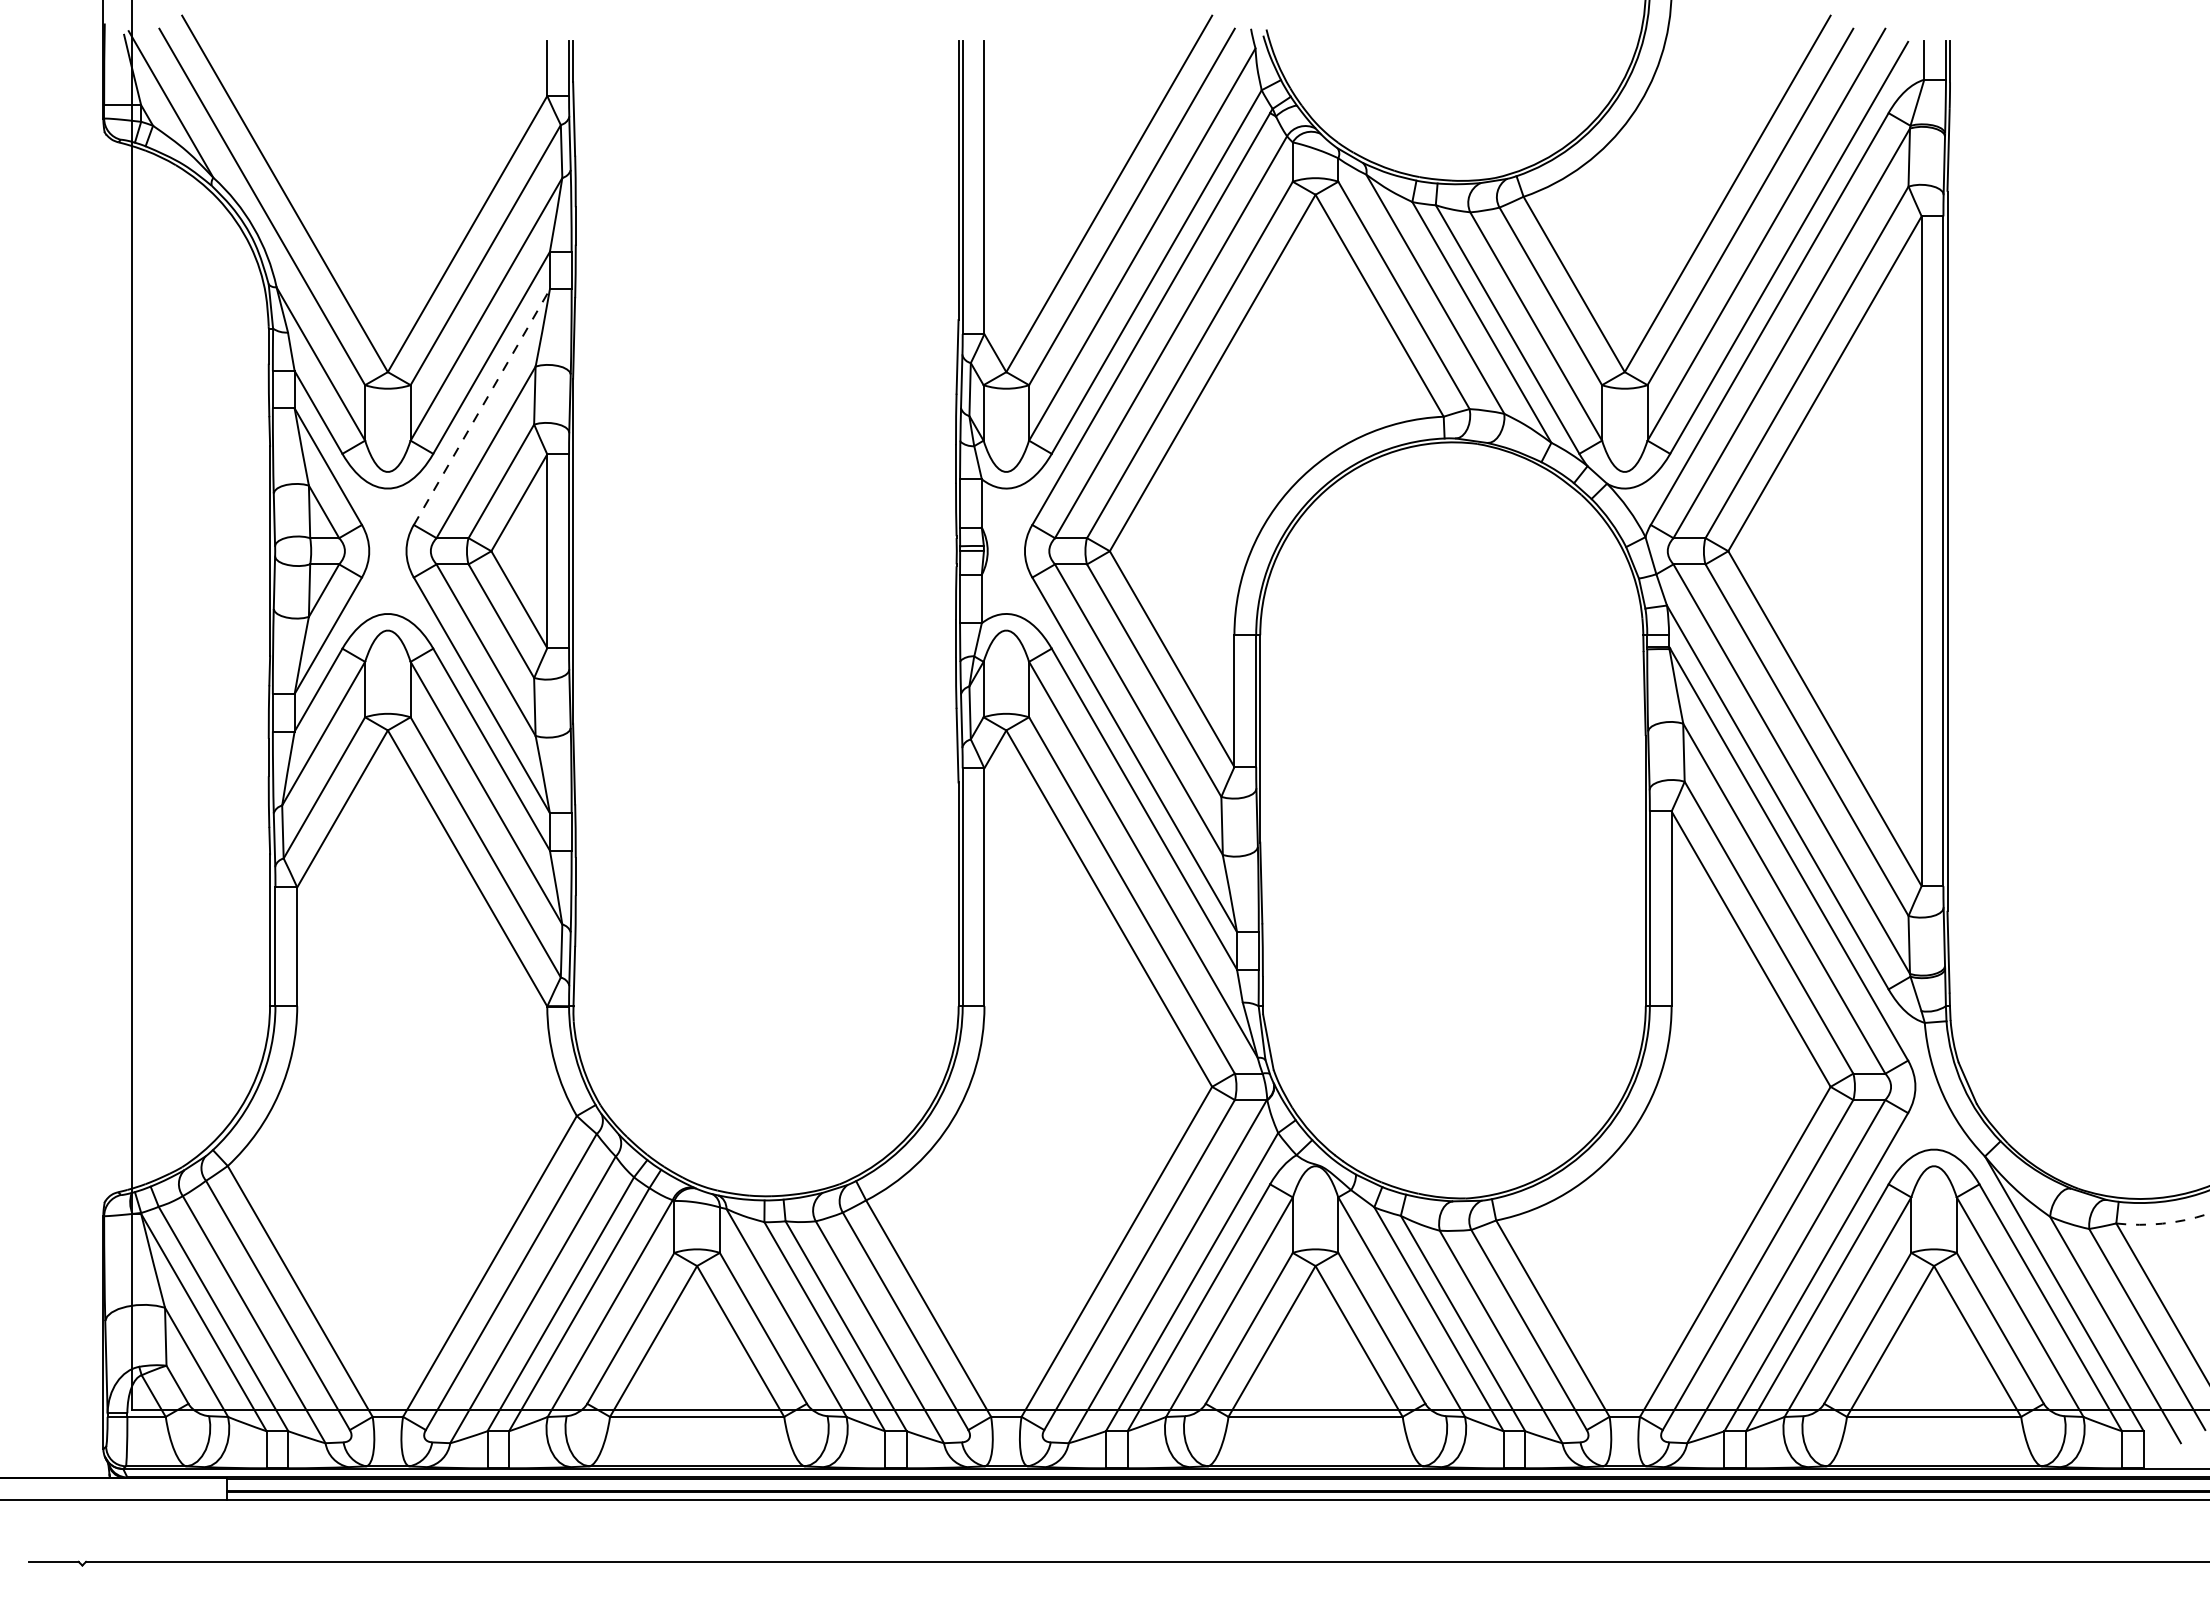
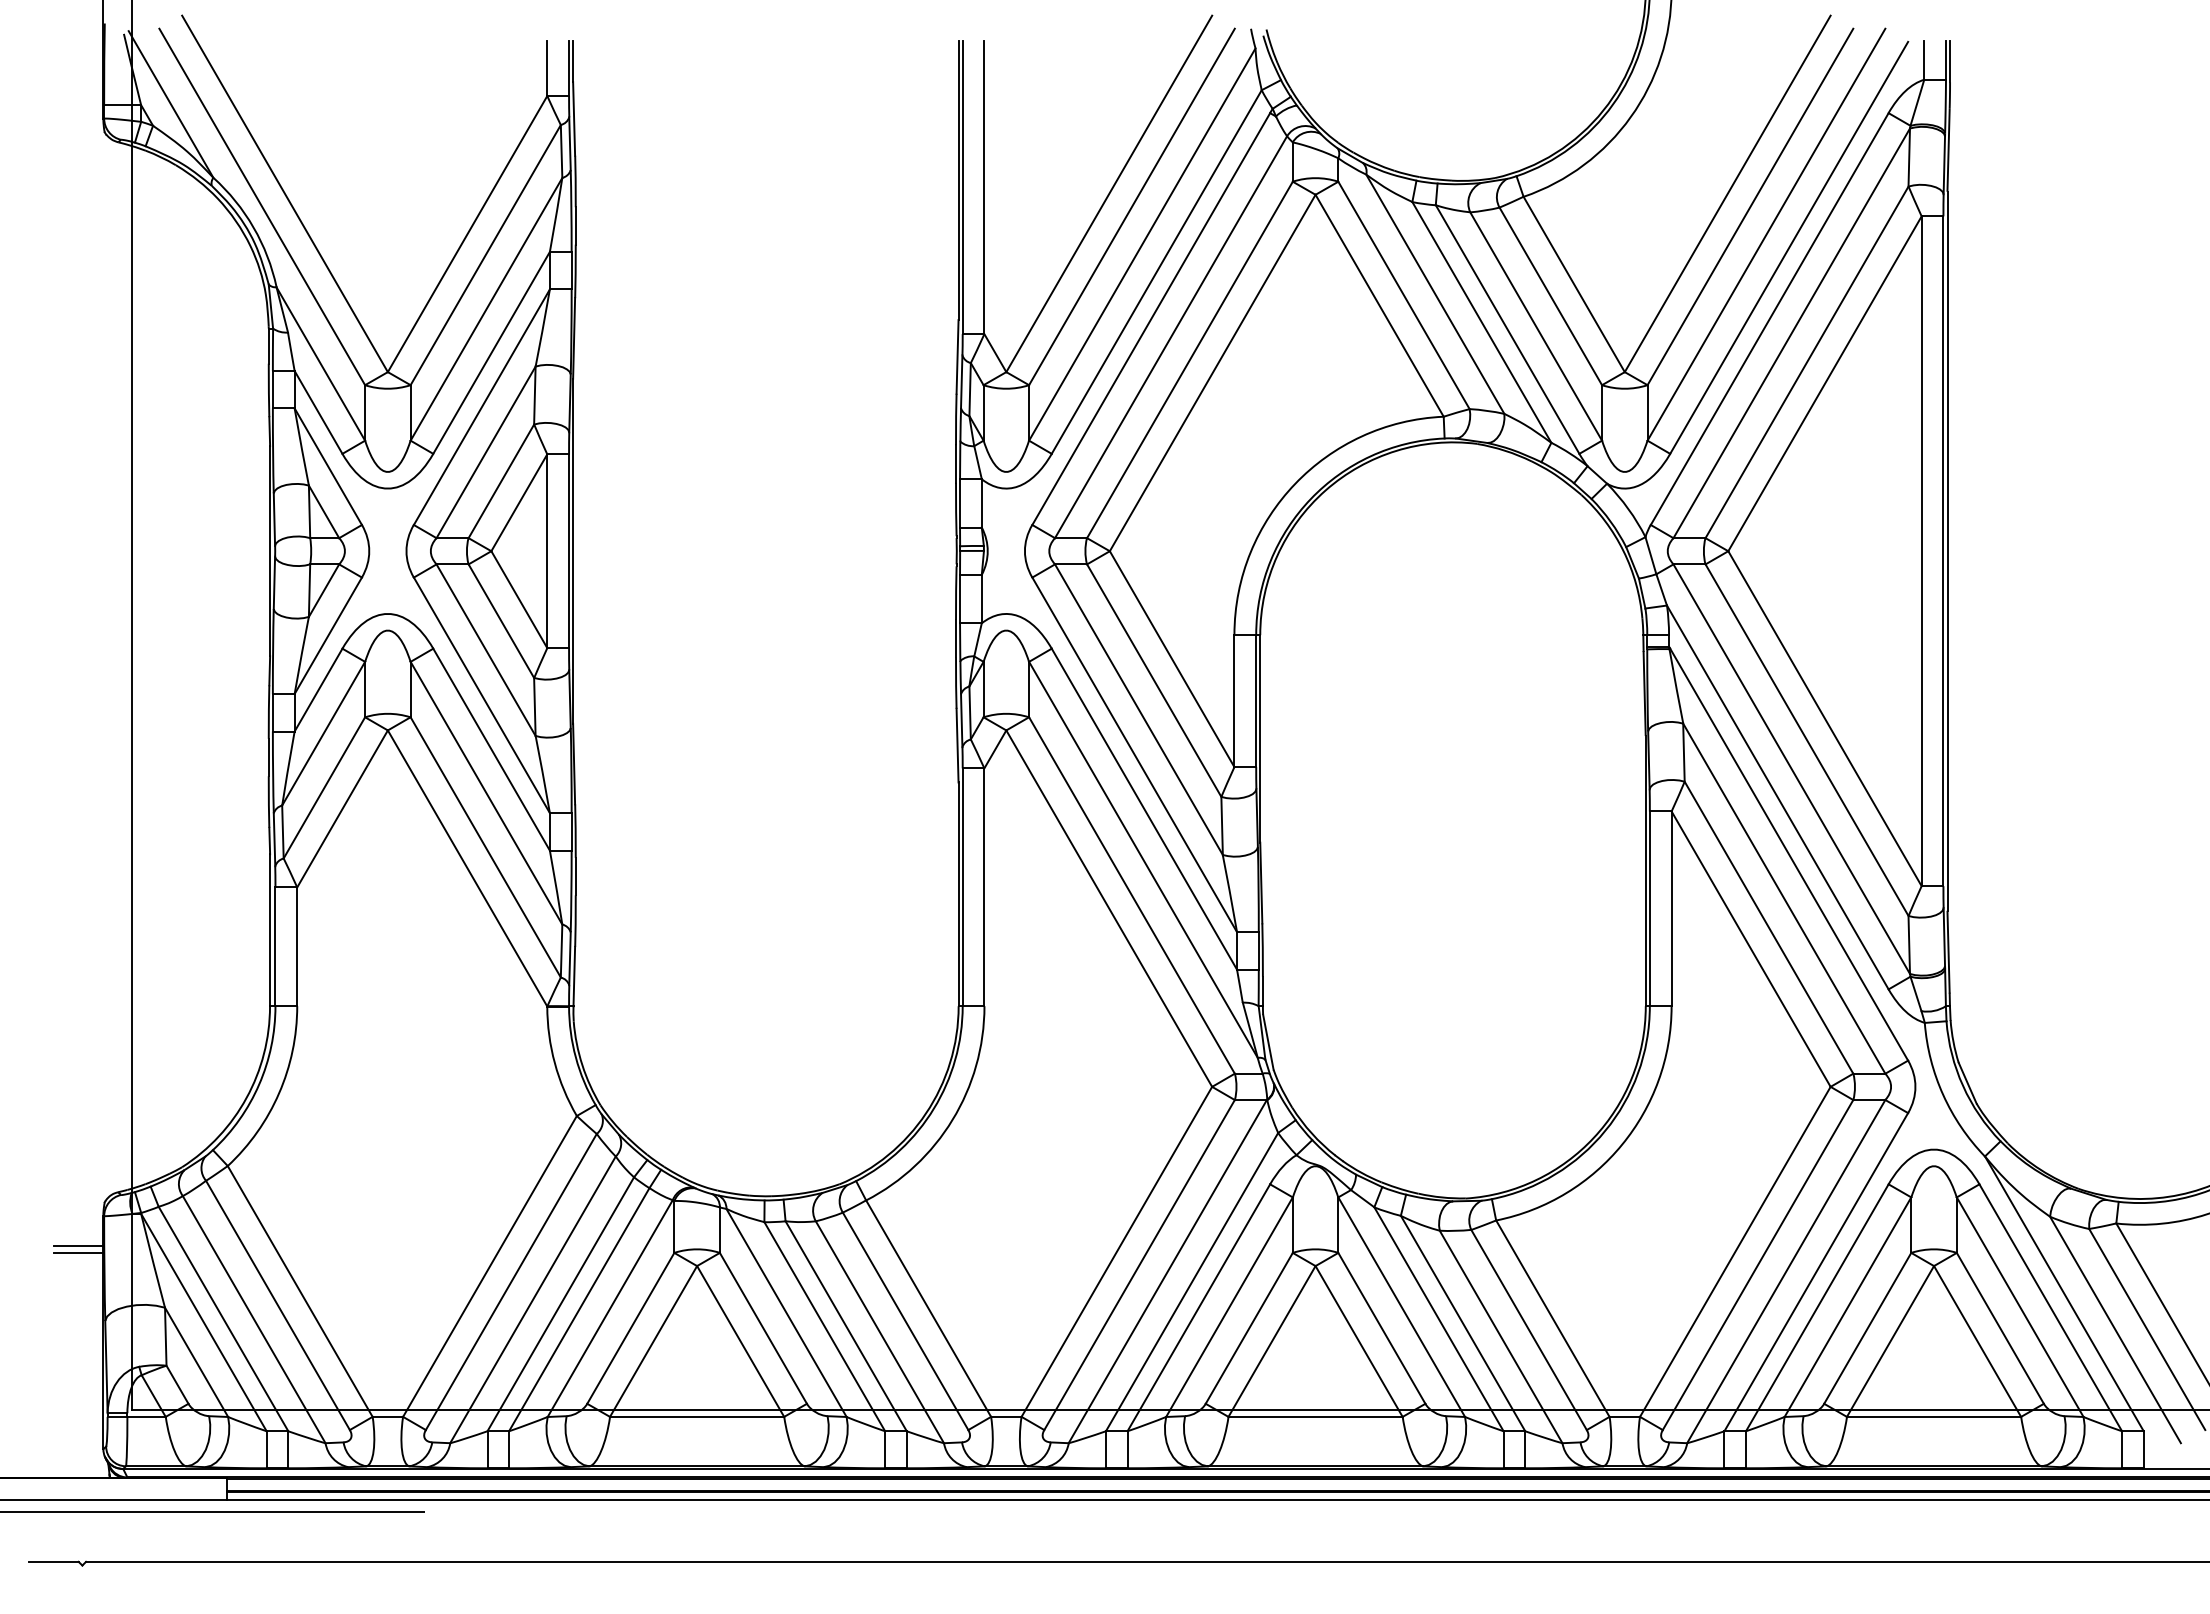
line: dashed -> solid (481, 407)
arc: dashed -> solid (2164, 1223)
line: none -> present (78, 1246)
line: none -> present (78, 1252)
line: none -> present (213, 1512)
